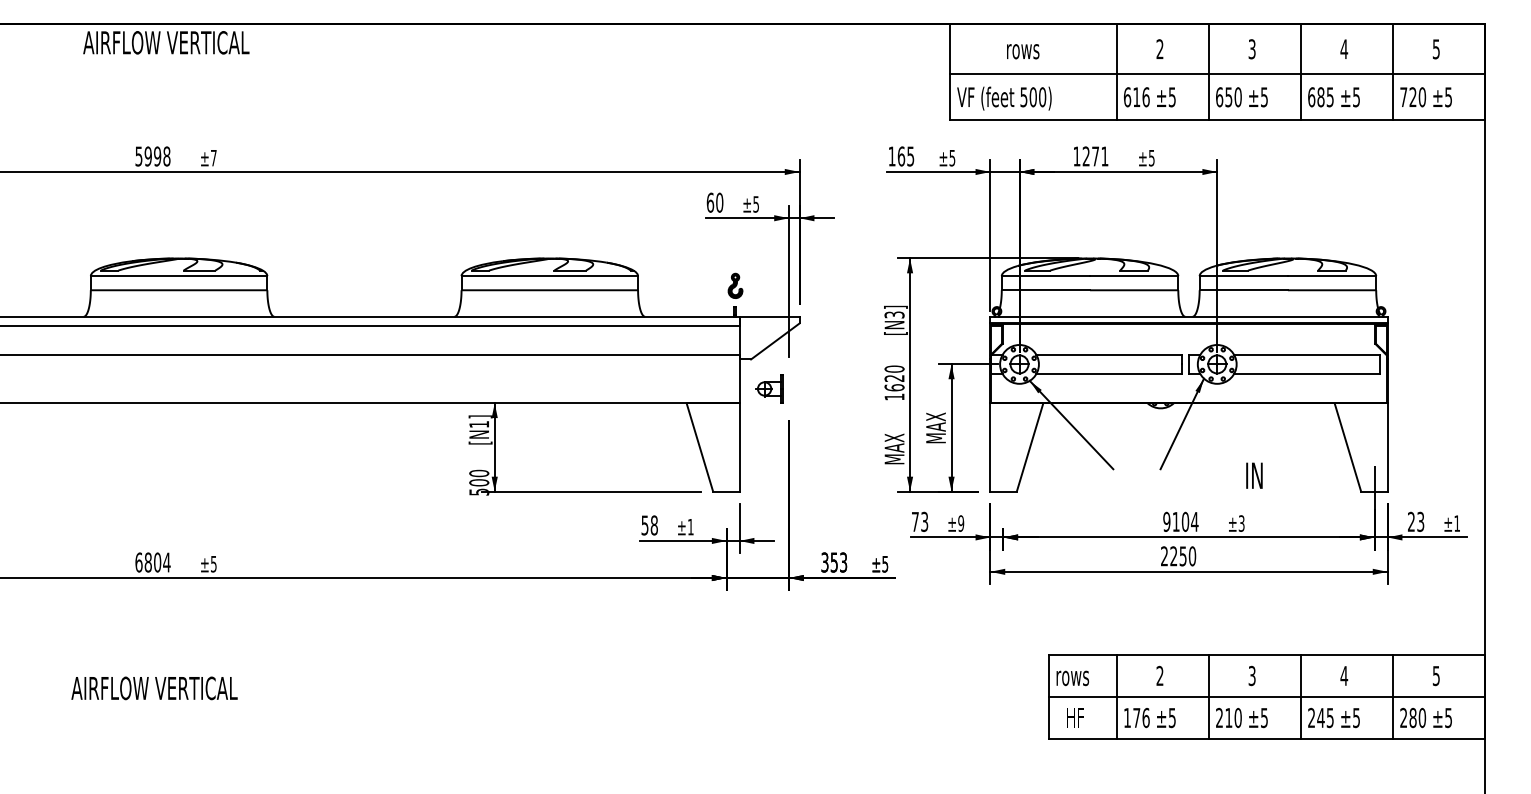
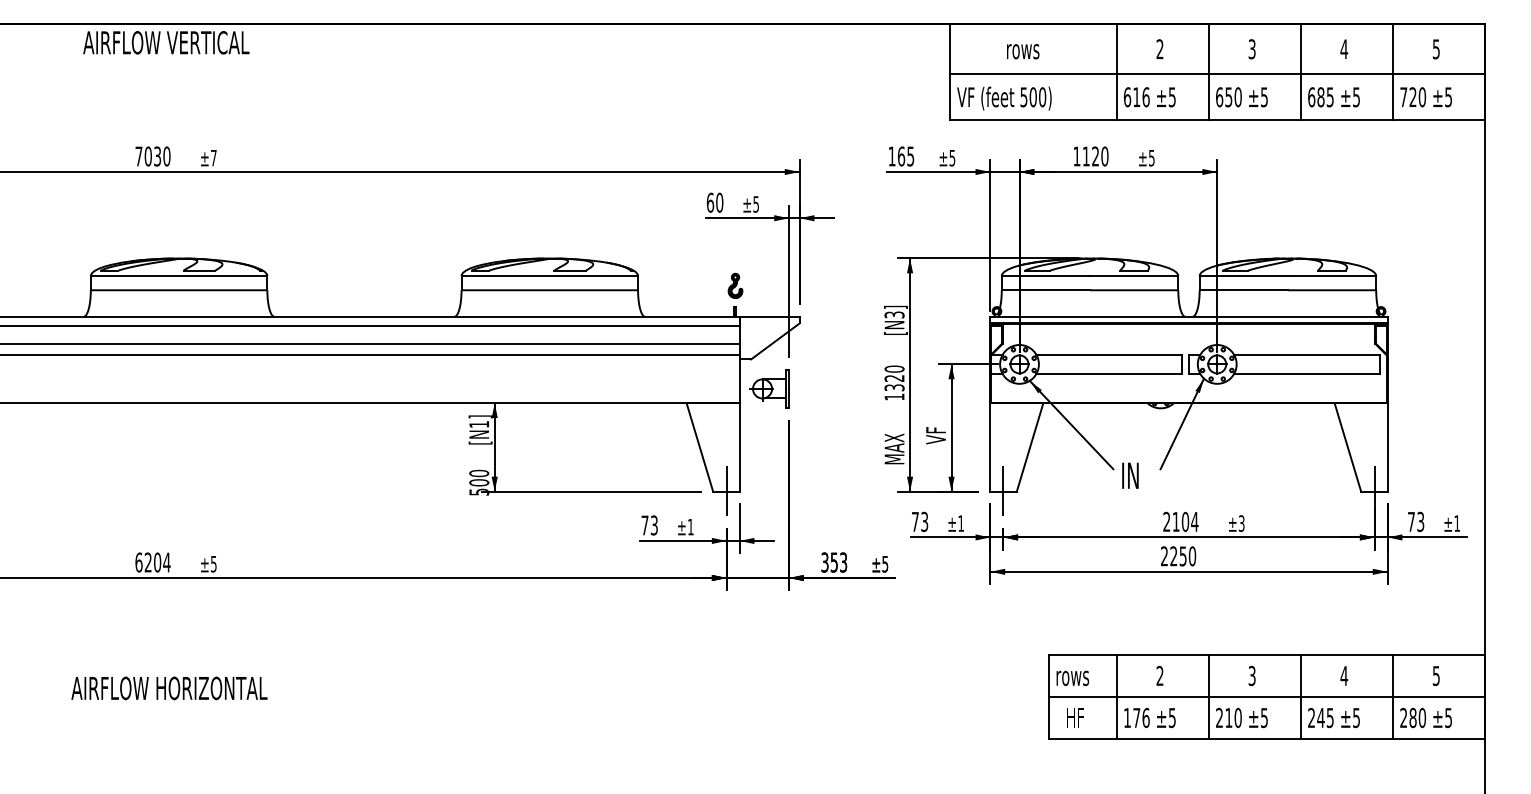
text: 5998 -> 7030 (152, 156)
text: 1271 -> 1120 (1095, 156)
line: none -> present (370, 343)
text: 1620 -> 1320 (894, 387)
part size: 29x30 px -> 41x40 px (769, 388)
text: MAX -> VF (935, 428)
text position: (1254, 475) -> (1130, 475) (1130, 475)
line: none -> present (726, 491)
line: none -> present (1003, 491)
text: 9104 -> 2104 (1166, 521)
text: 23 -> 73 (1411, 521)
text: ±9 -> ±1 (961, 523)
text: 58 -> 73 (649, 525)
text: 6804 -> 6204 (147, 562)
text: AIRFLOW VERTICAL -> AIRFLOW HORIZONTAL (211, 688)
